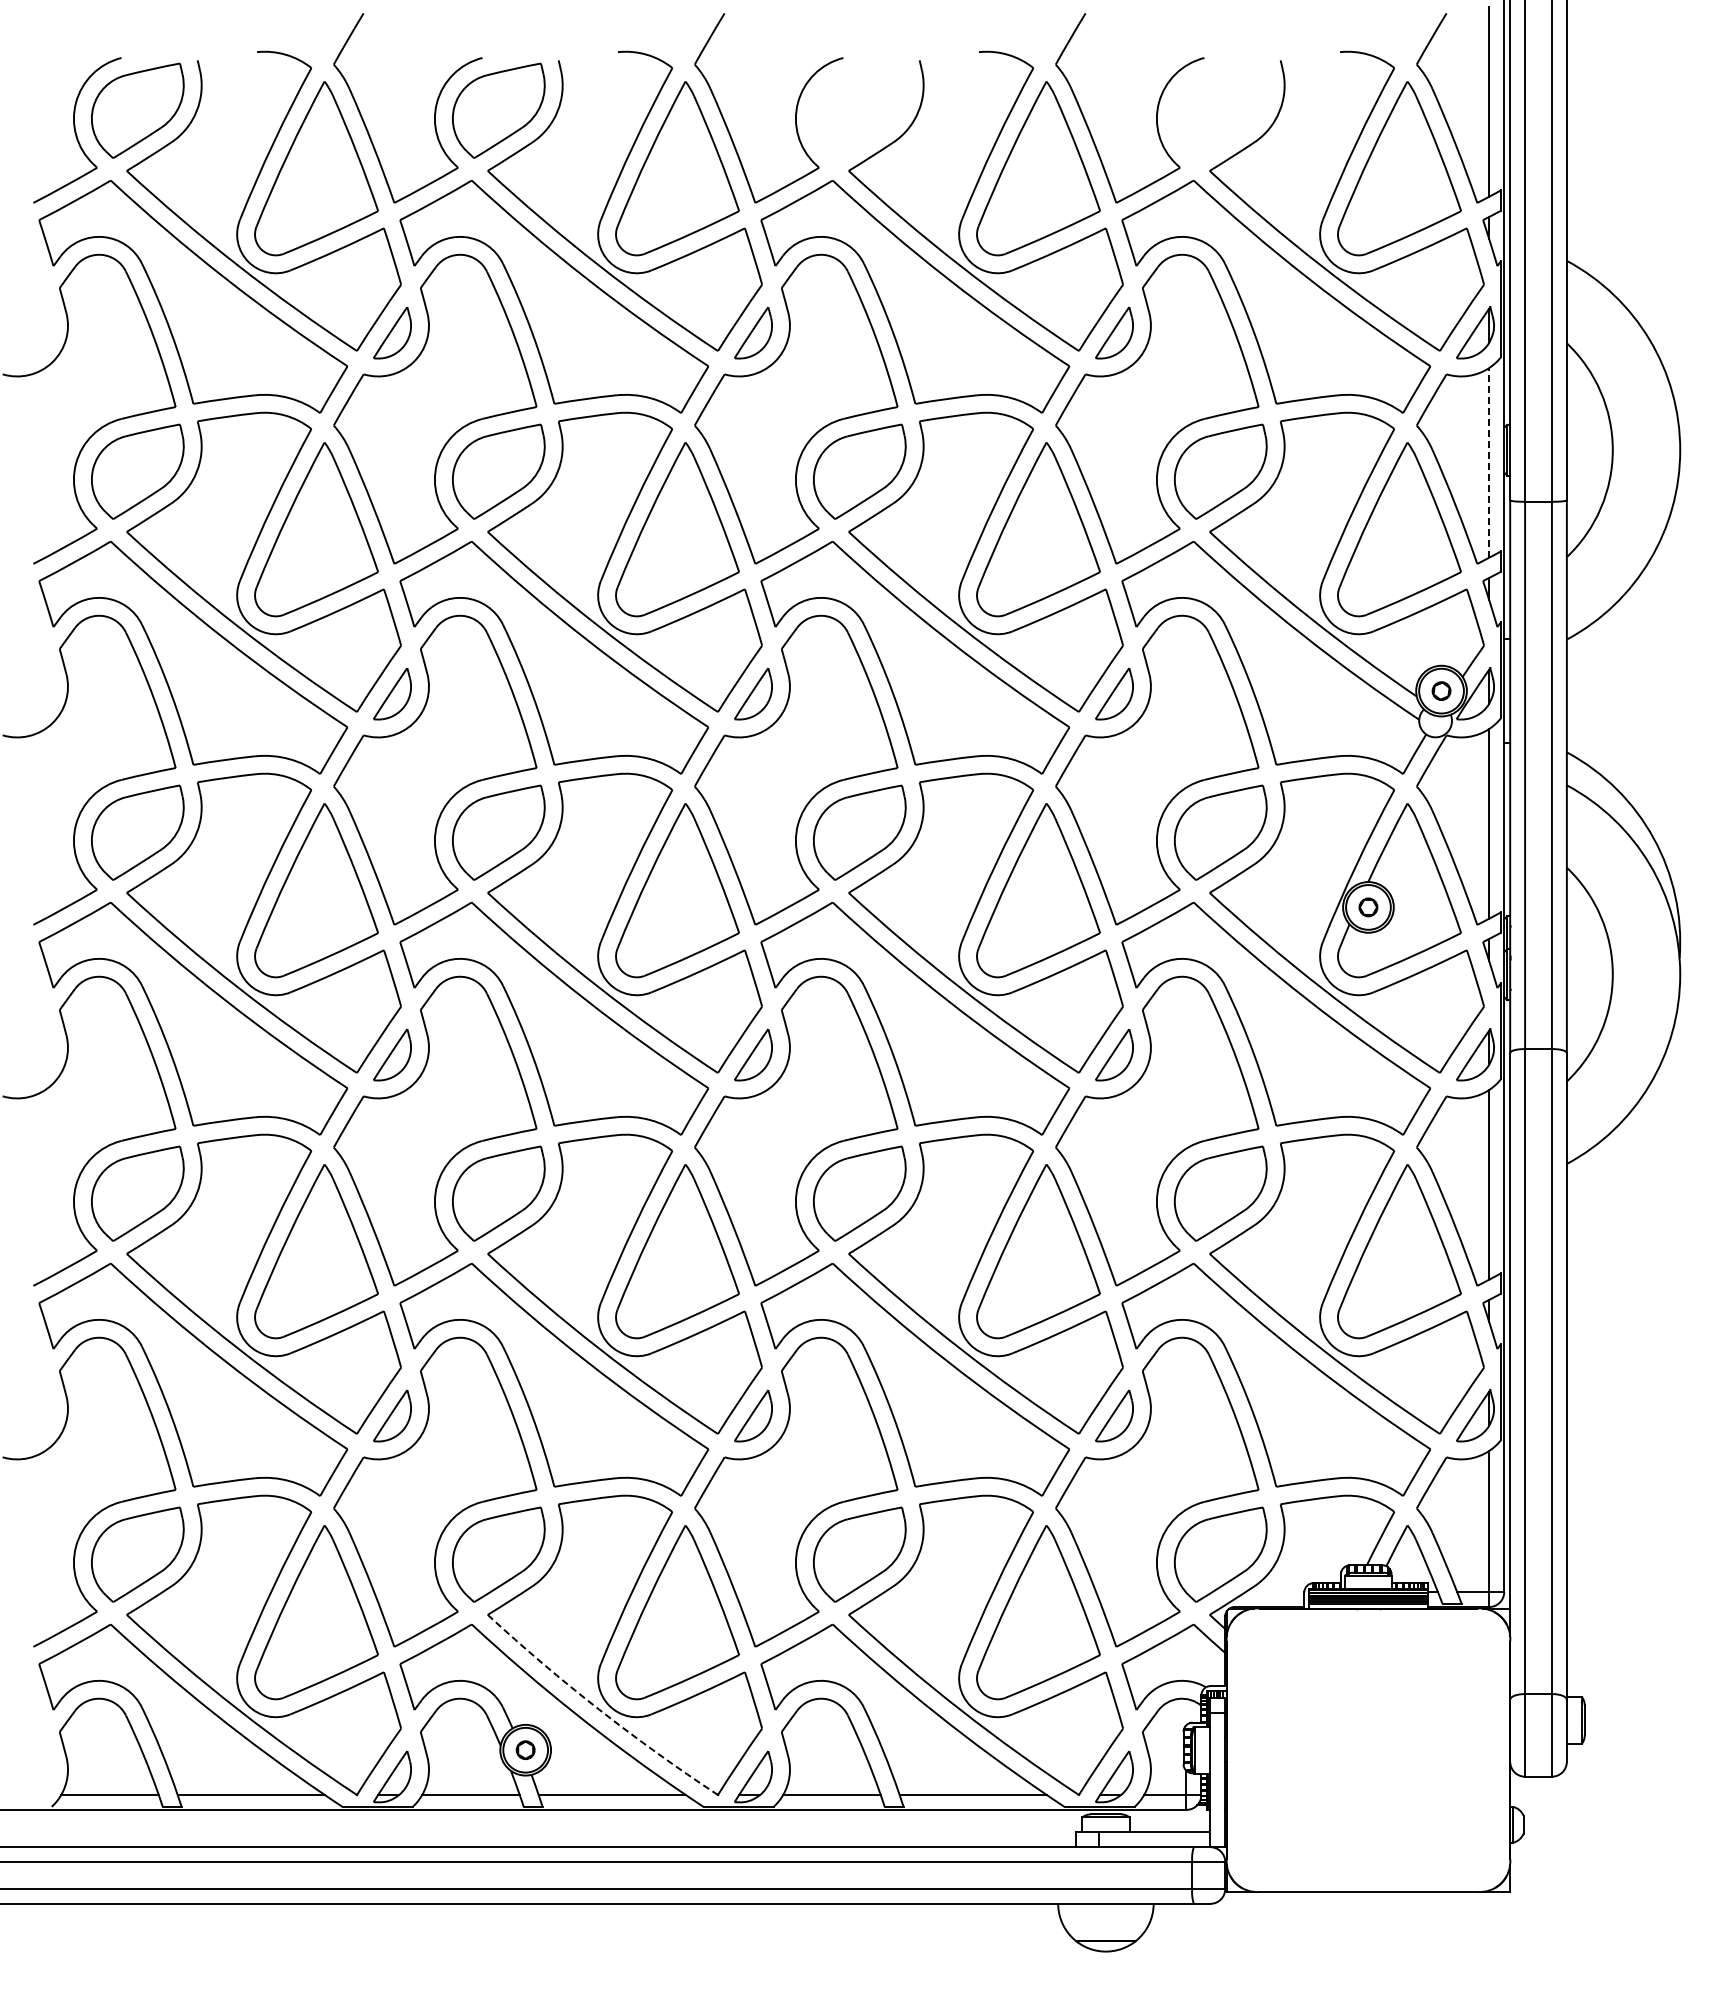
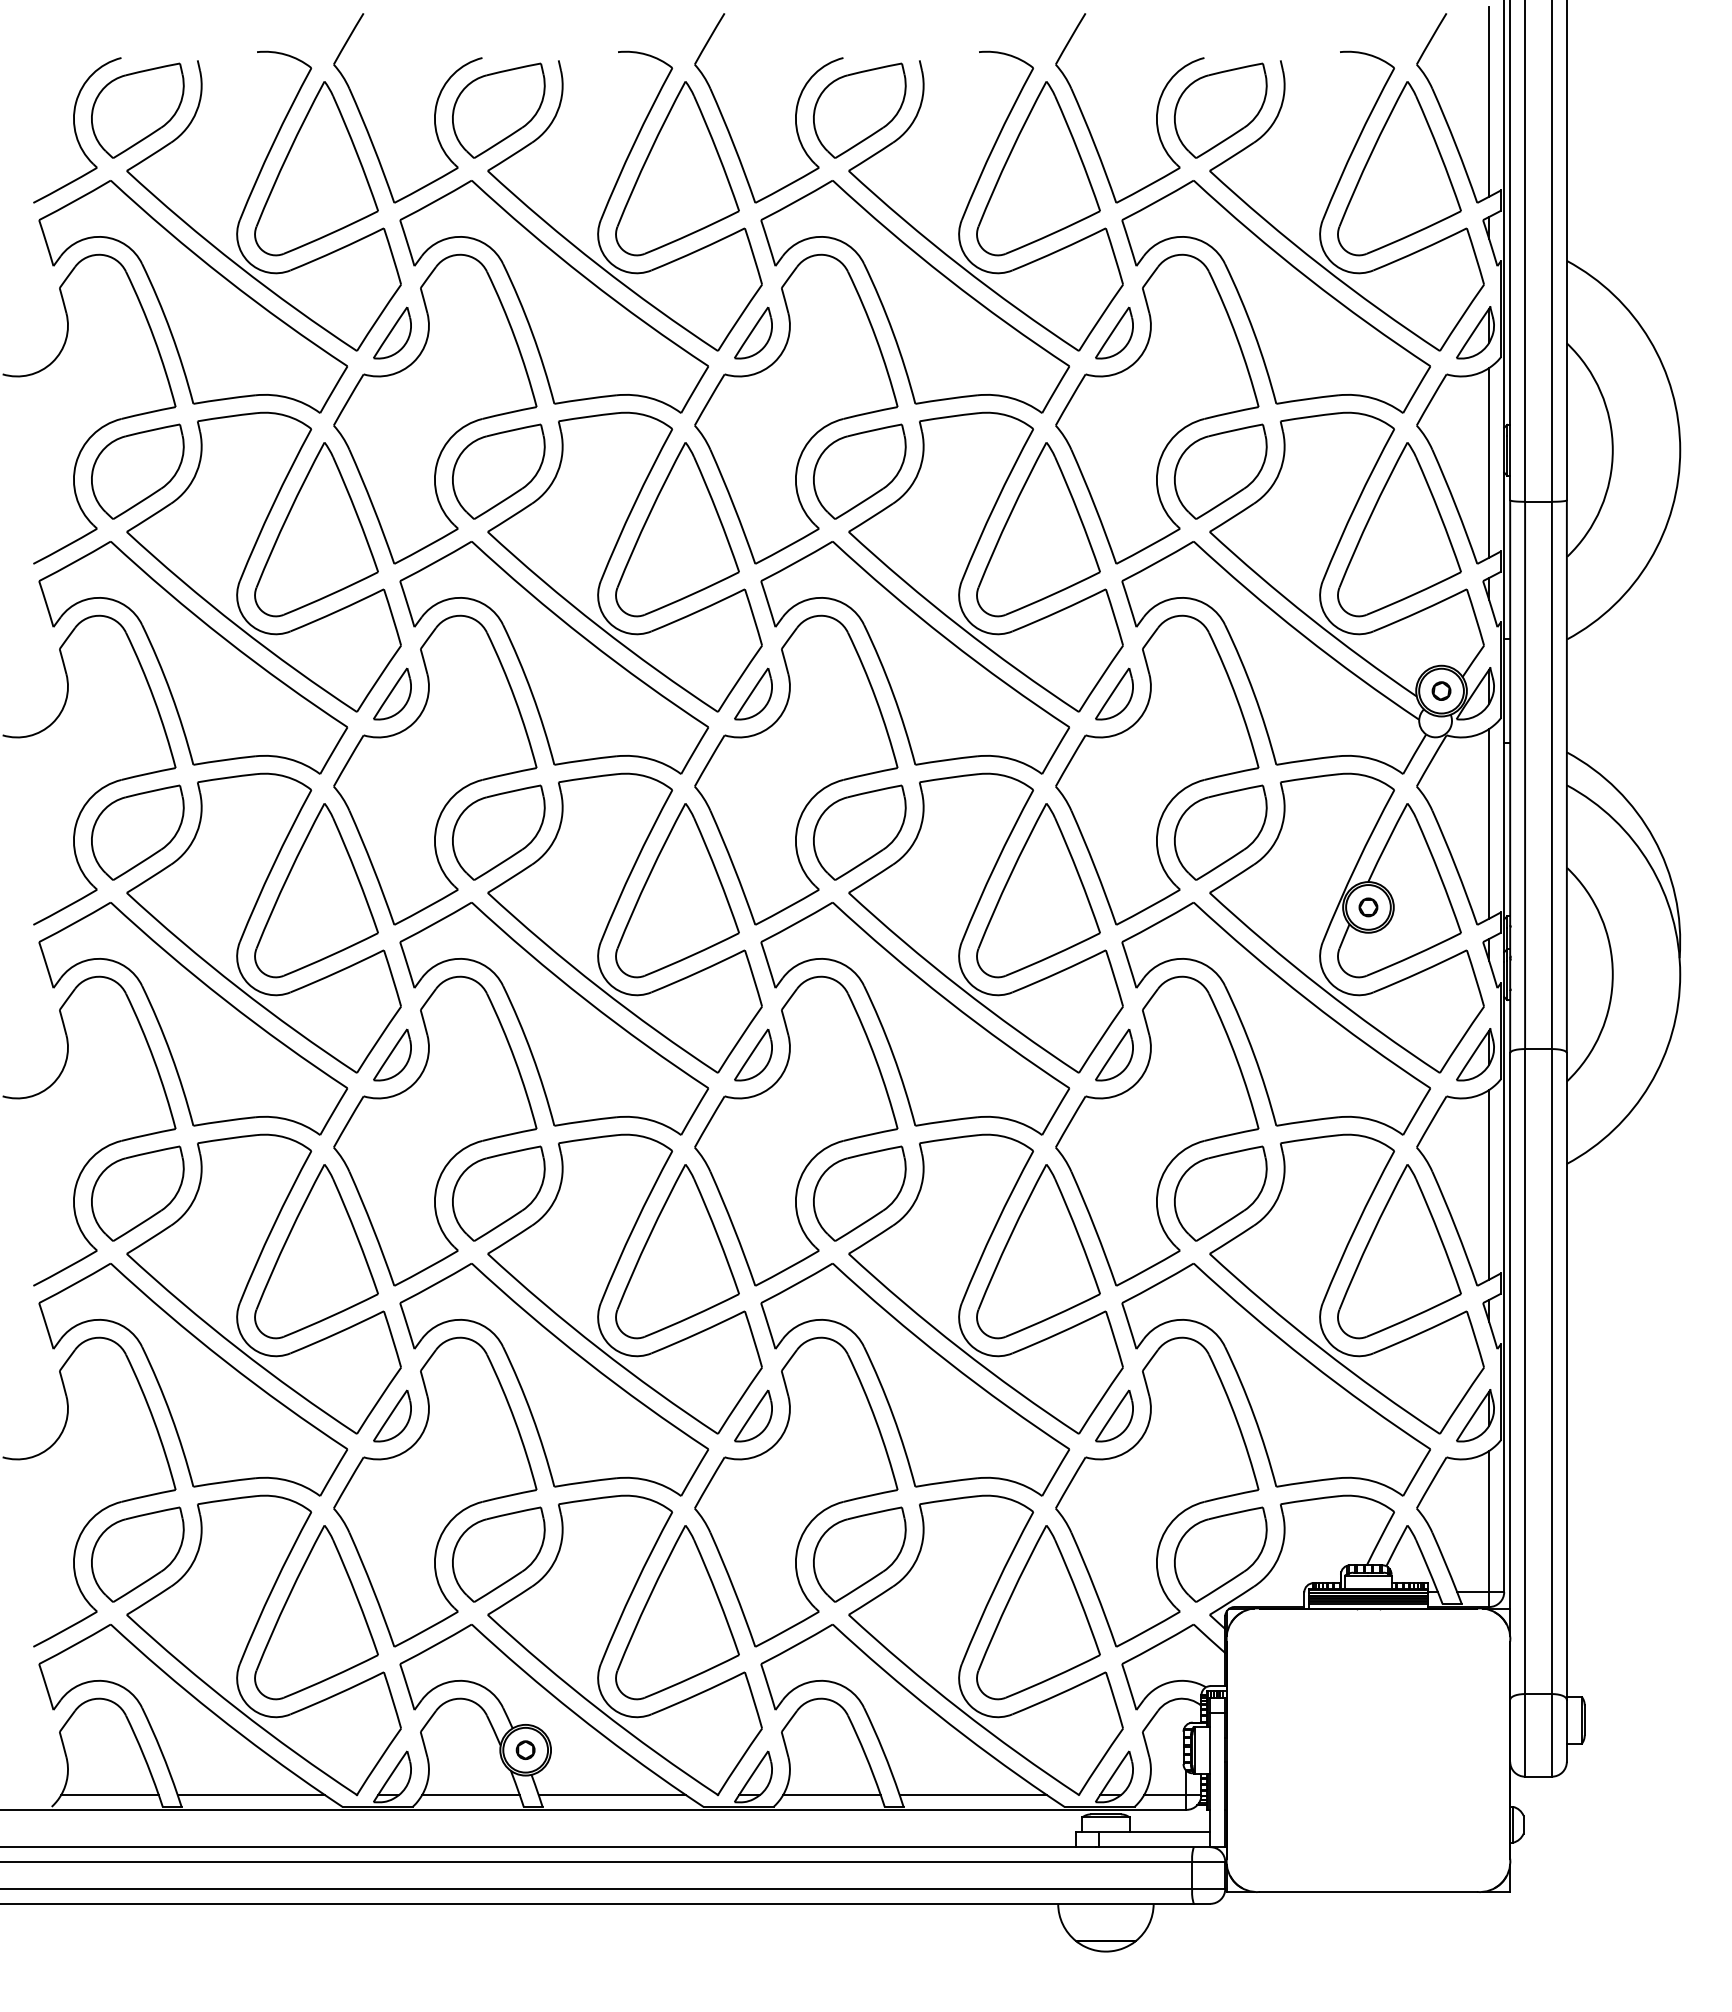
part: none -> present (859, 110)
part: none -> present (1220, 110)
line: dashed -> solid (1489, 462)
arc: dashed -> solid (599, 1709)
